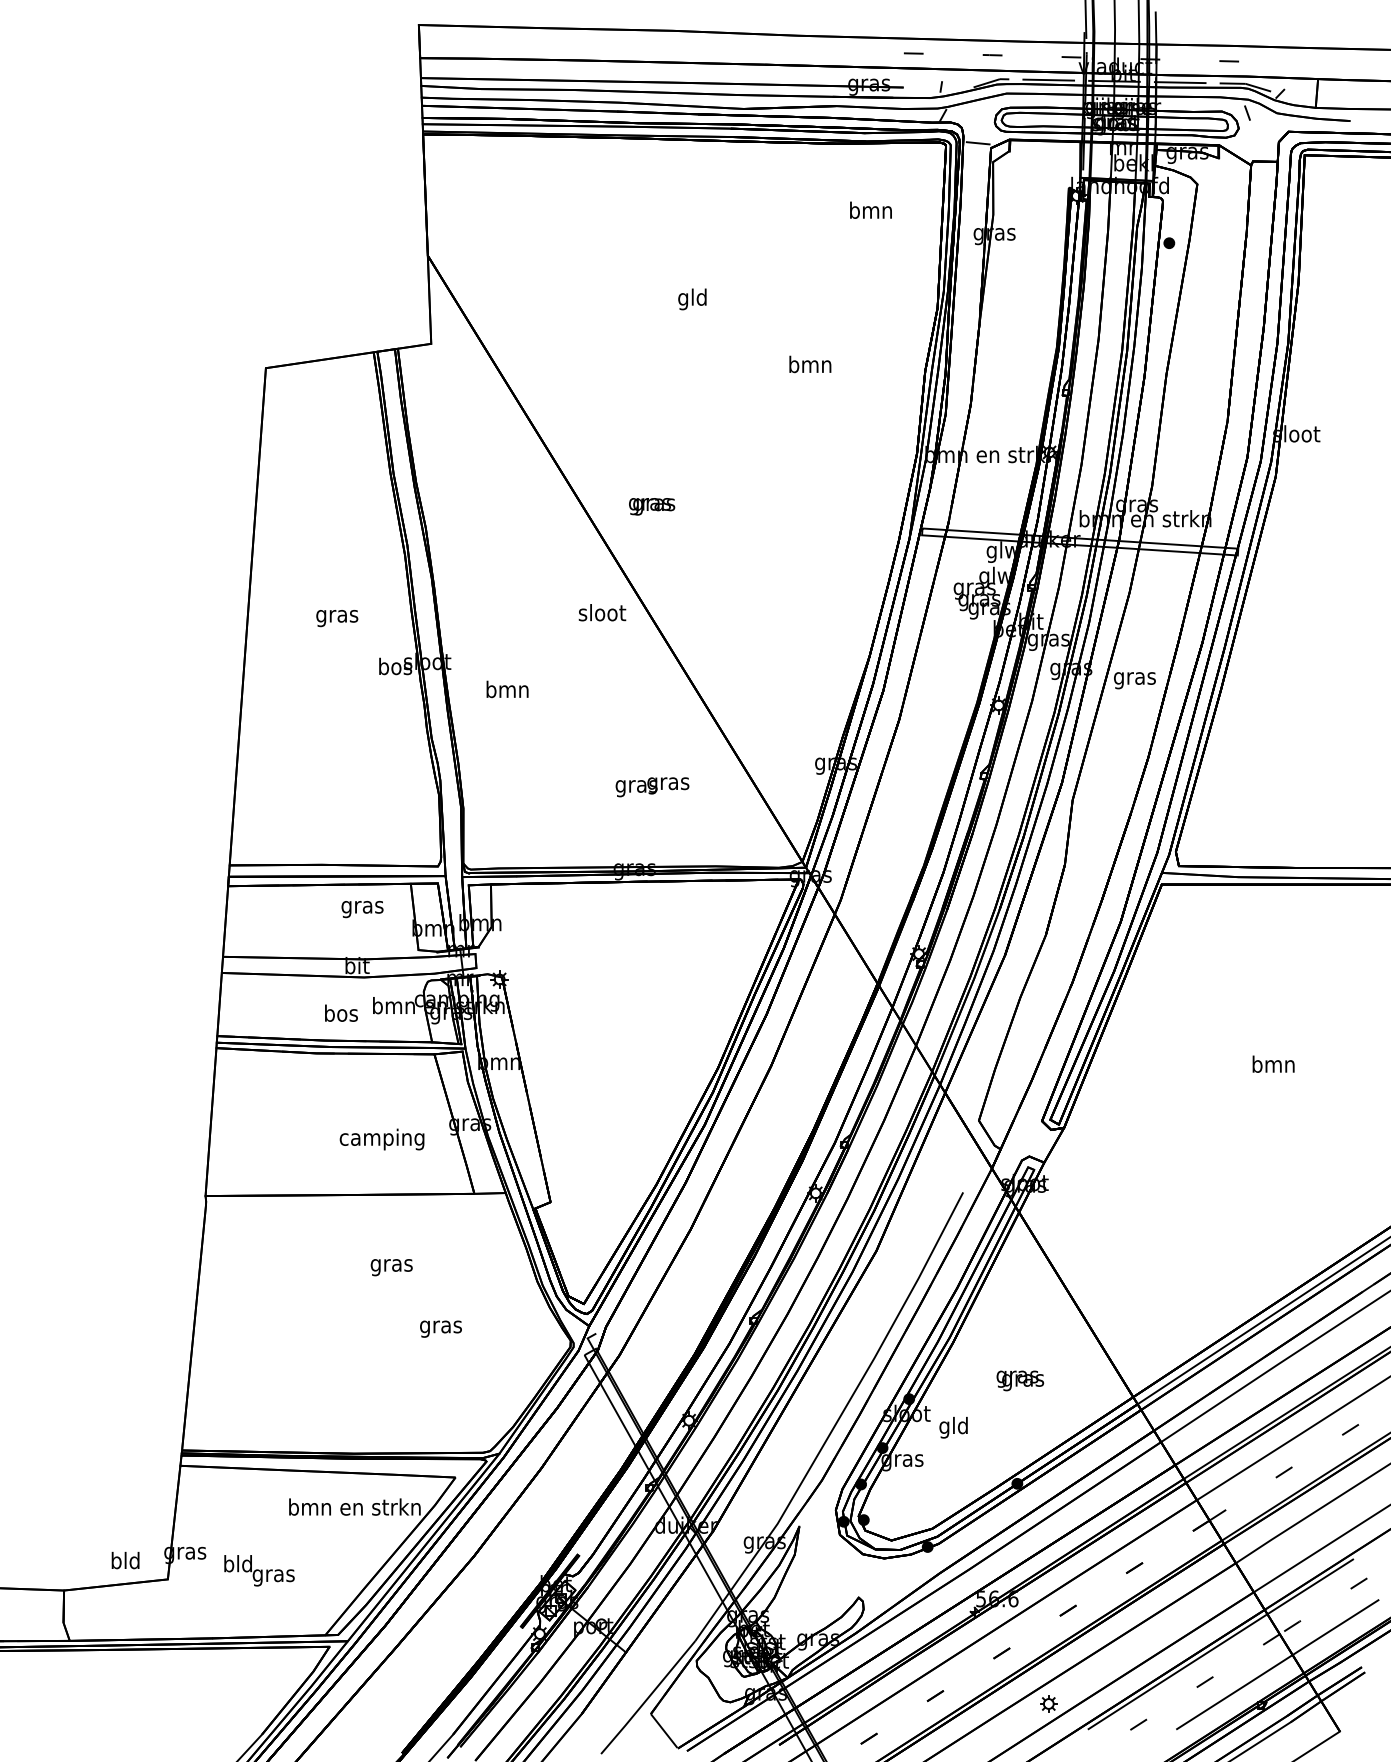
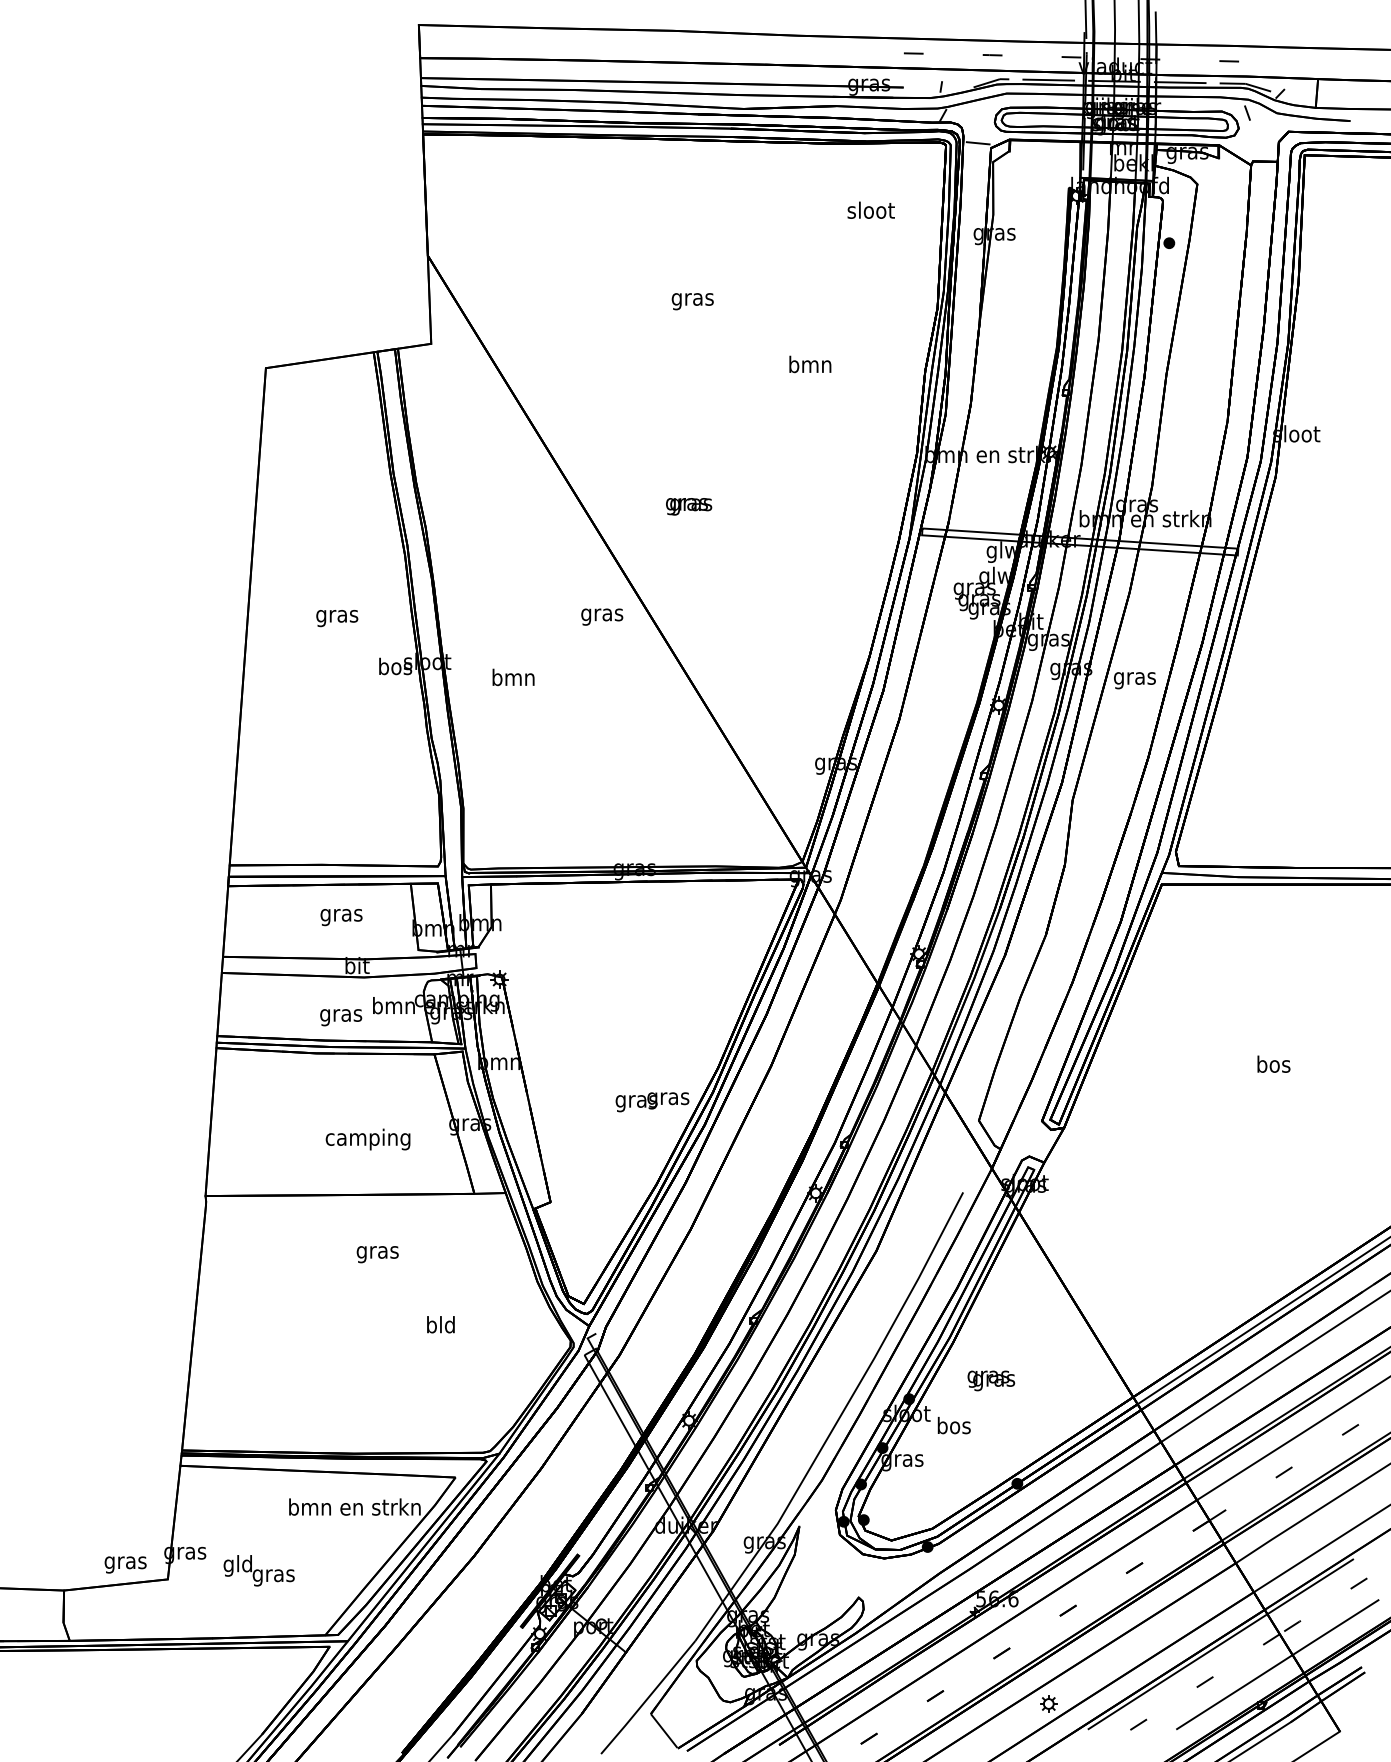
text: bmn -> sloot (870, 209)
text: gld -> gras (692, 299)
text position: (652, 506) -> (689, 506) (689, 506)
text: sloot -> gras (602, 614)
text position: (507, 689) -> (513, 677) (513, 677)
text position: (652, 787) -> (652, 1102) (652, 1102)
text position: (362, 909) -> (341, 917) (341, 917)
text: bos -> gras (341, 1015)
text: bmn -> bos (1273, 1063)
text position: (381, 1139) -> (367, 1139) (367, 1139)
text position: (391, 1267) -> (377, 1254) (377, 1254)
text: gras -> bld (440, 1326)
text position: (1020, 1380) -> (991, 1380) (991, 1380)
text: gld -> bos (953, 1427)
text: bld -> gras (125, 1562)
text: bld -> gld (228, 1565)
